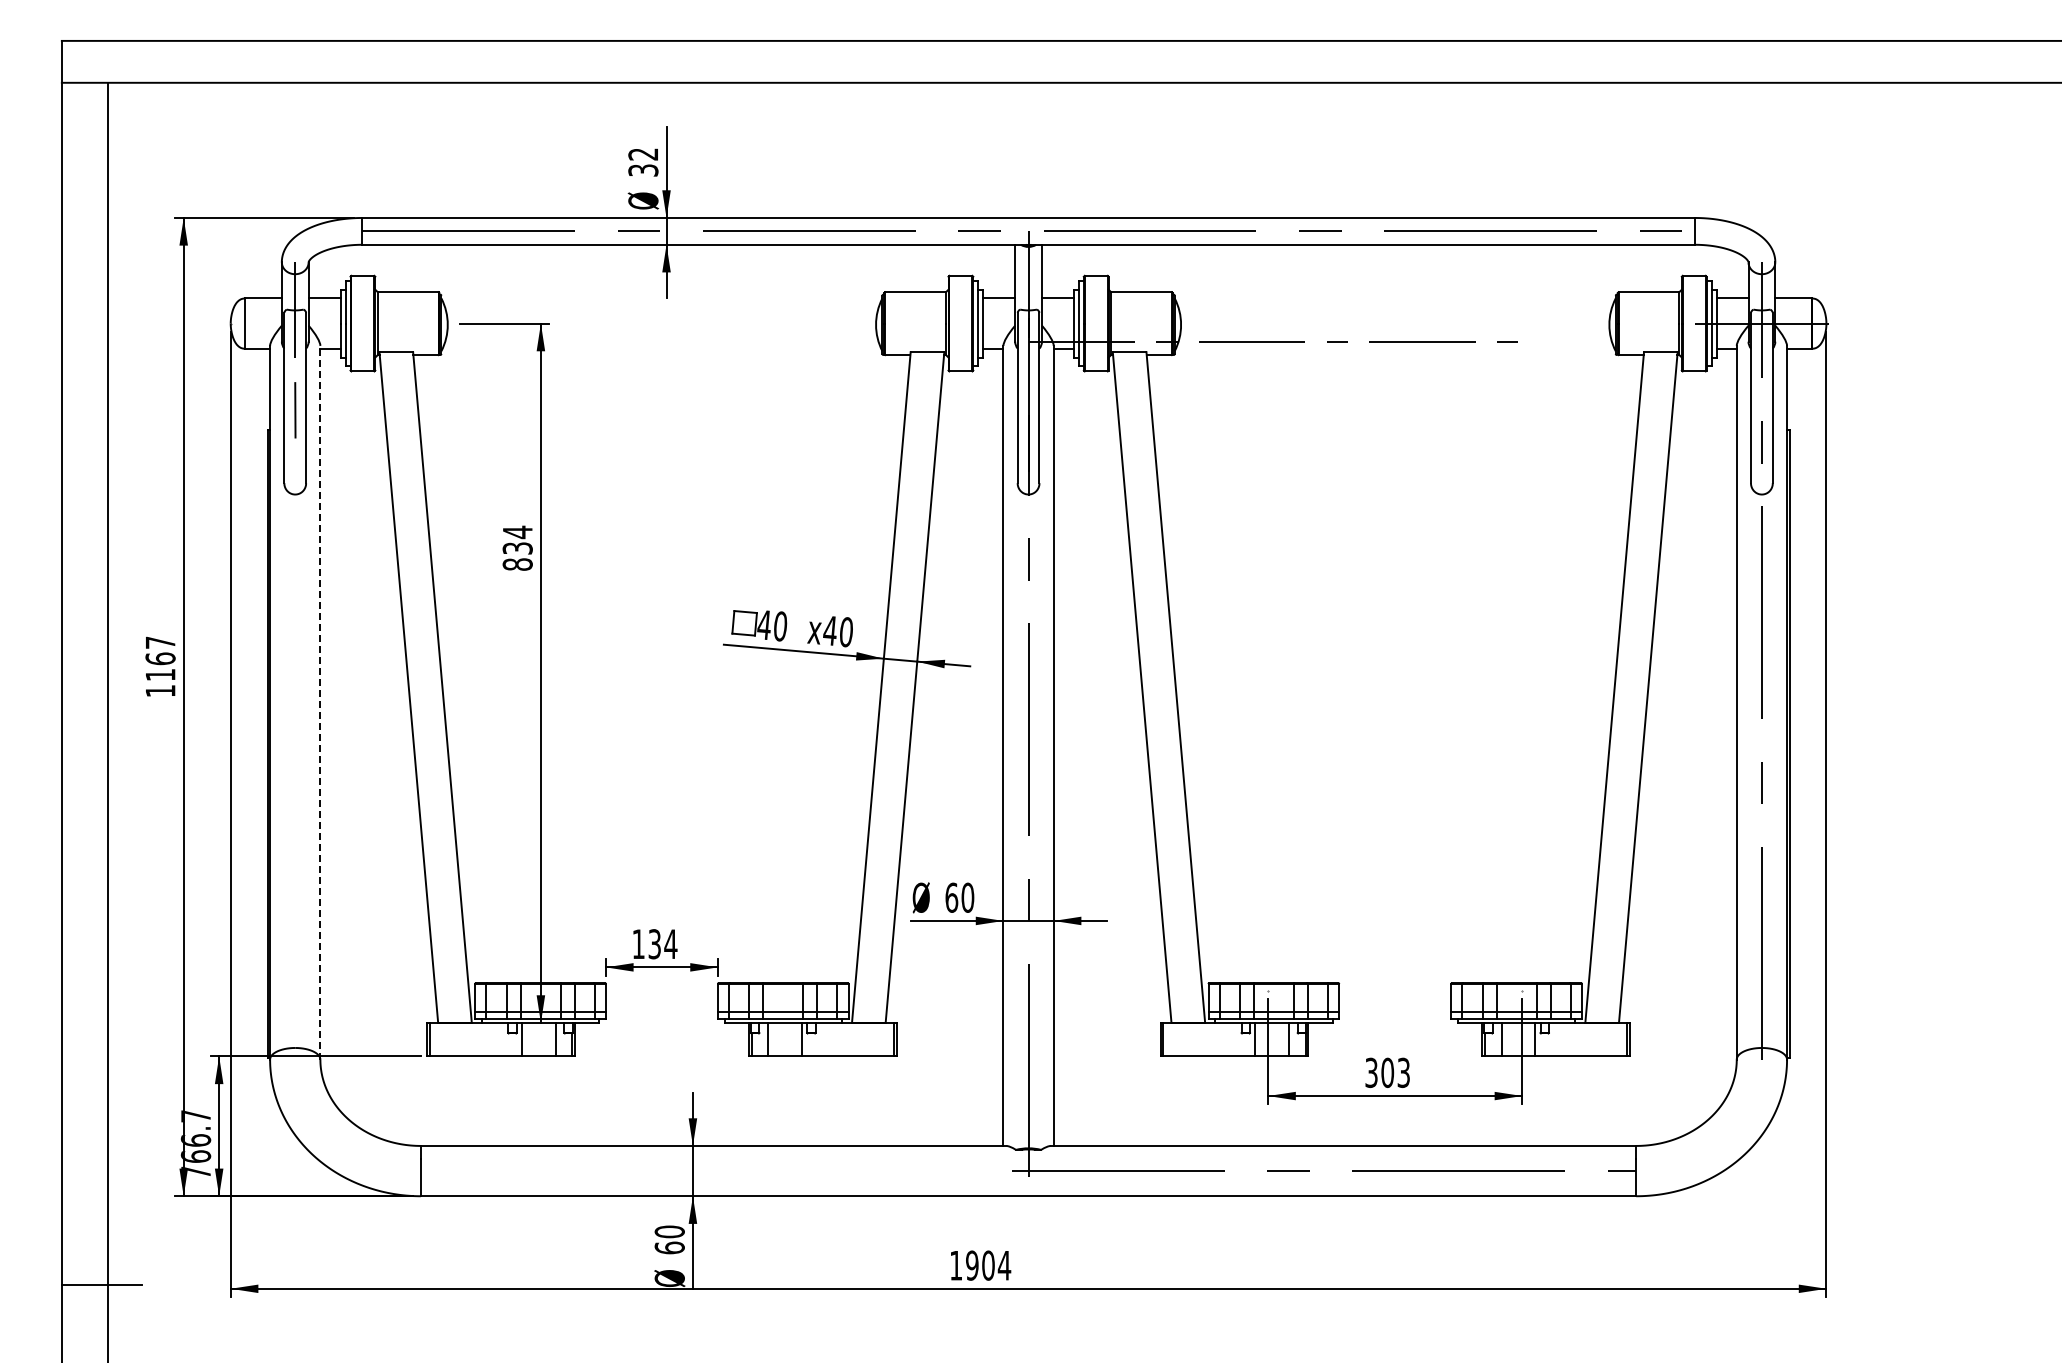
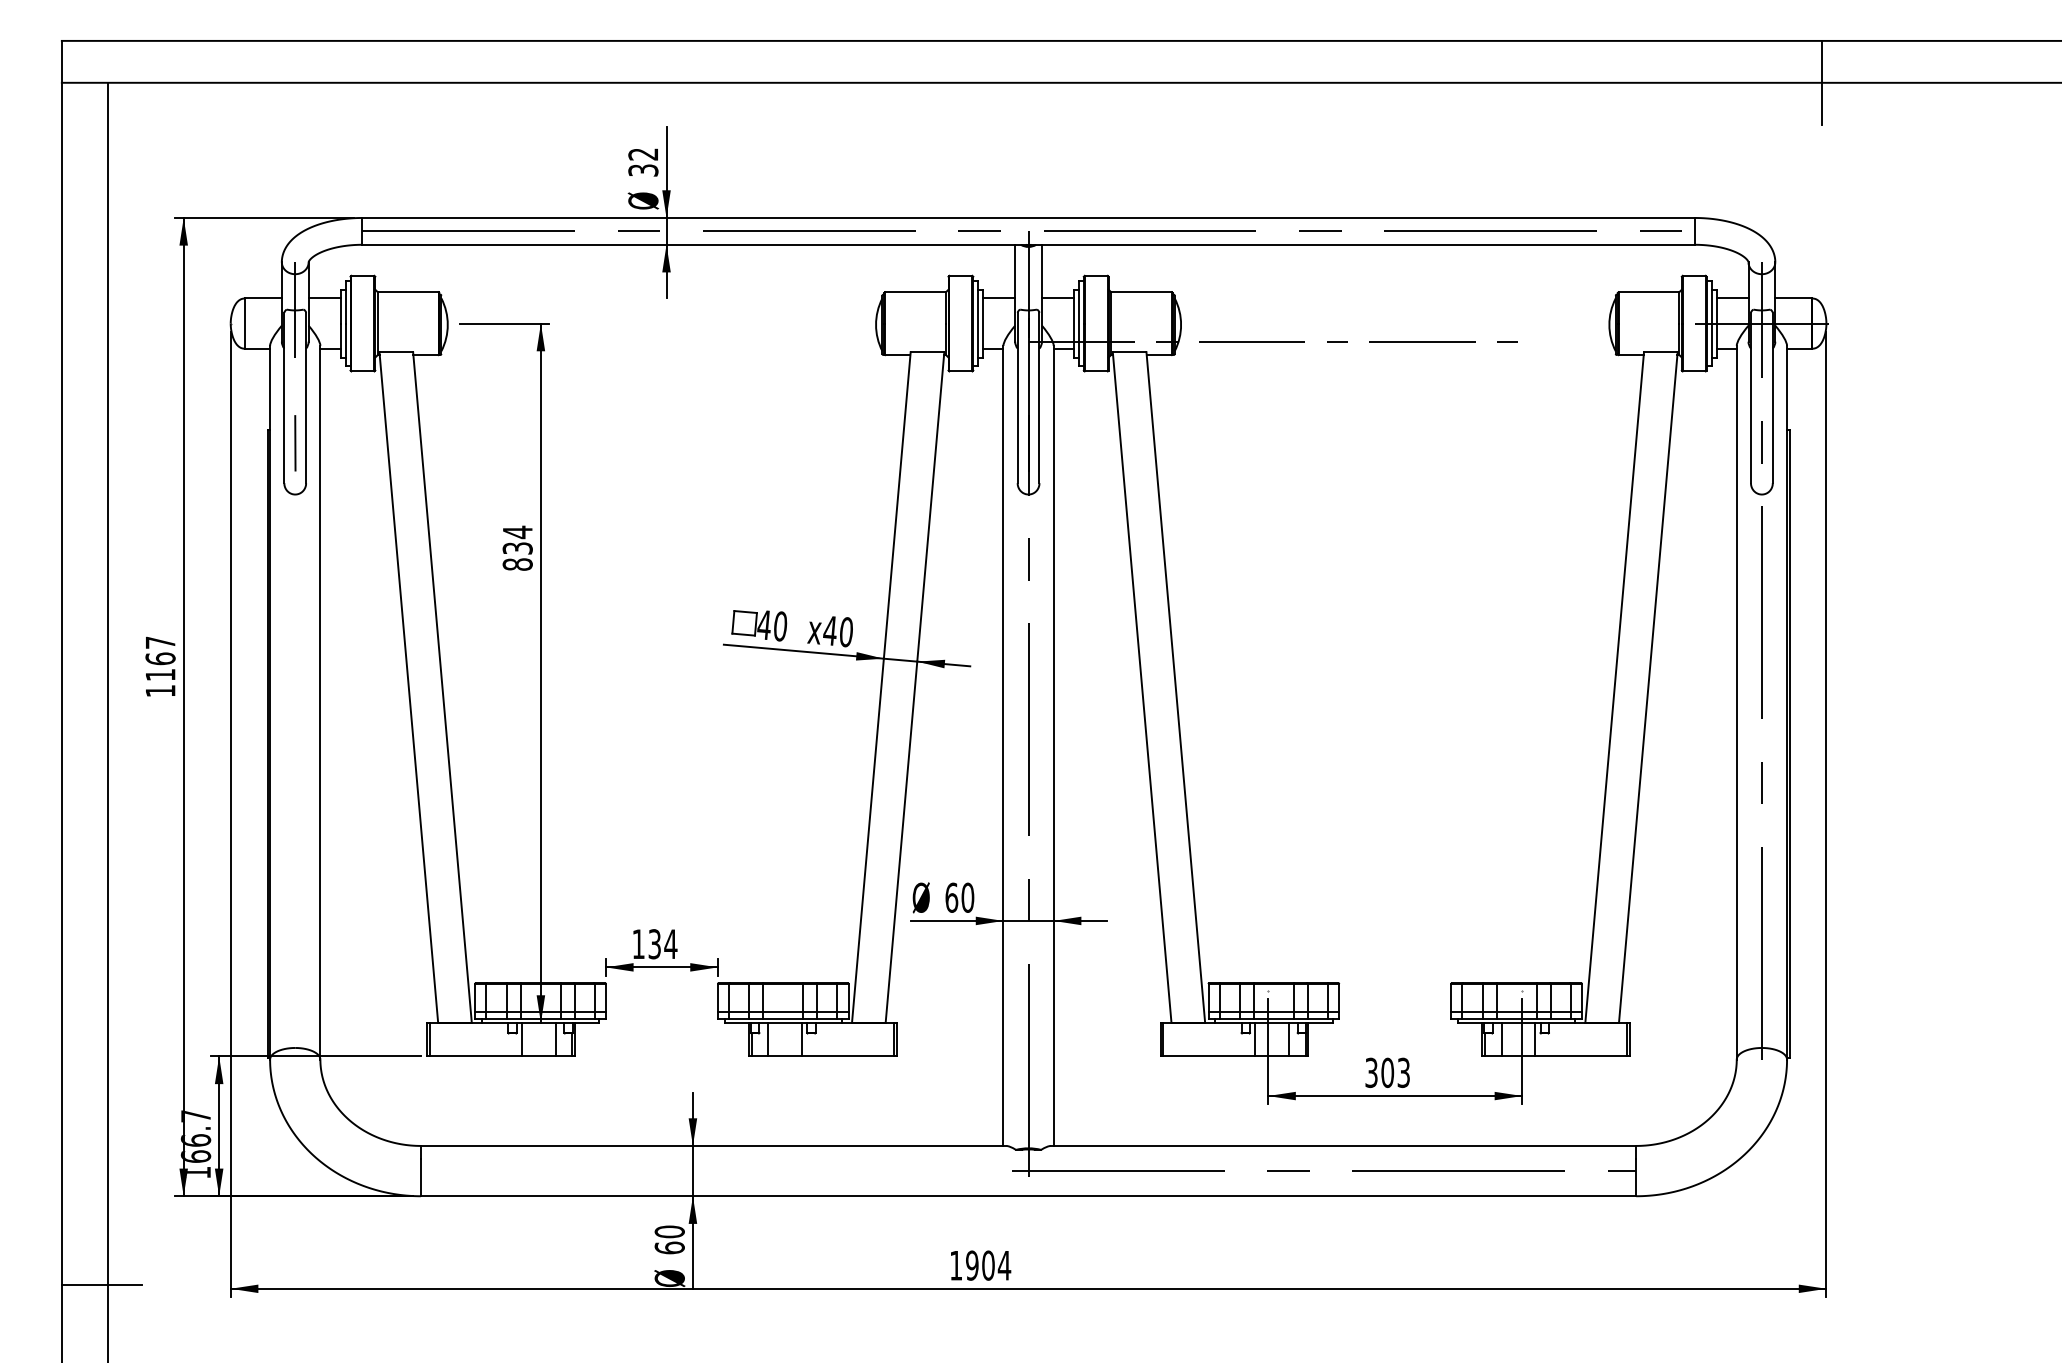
line: none -> present (1821, 82)
line position: (295, 410) -> (295, 443) (295, 443)
line: dashed -> solid (320, 702)
text: 766.7 -> 166.7 (195, 1171)
